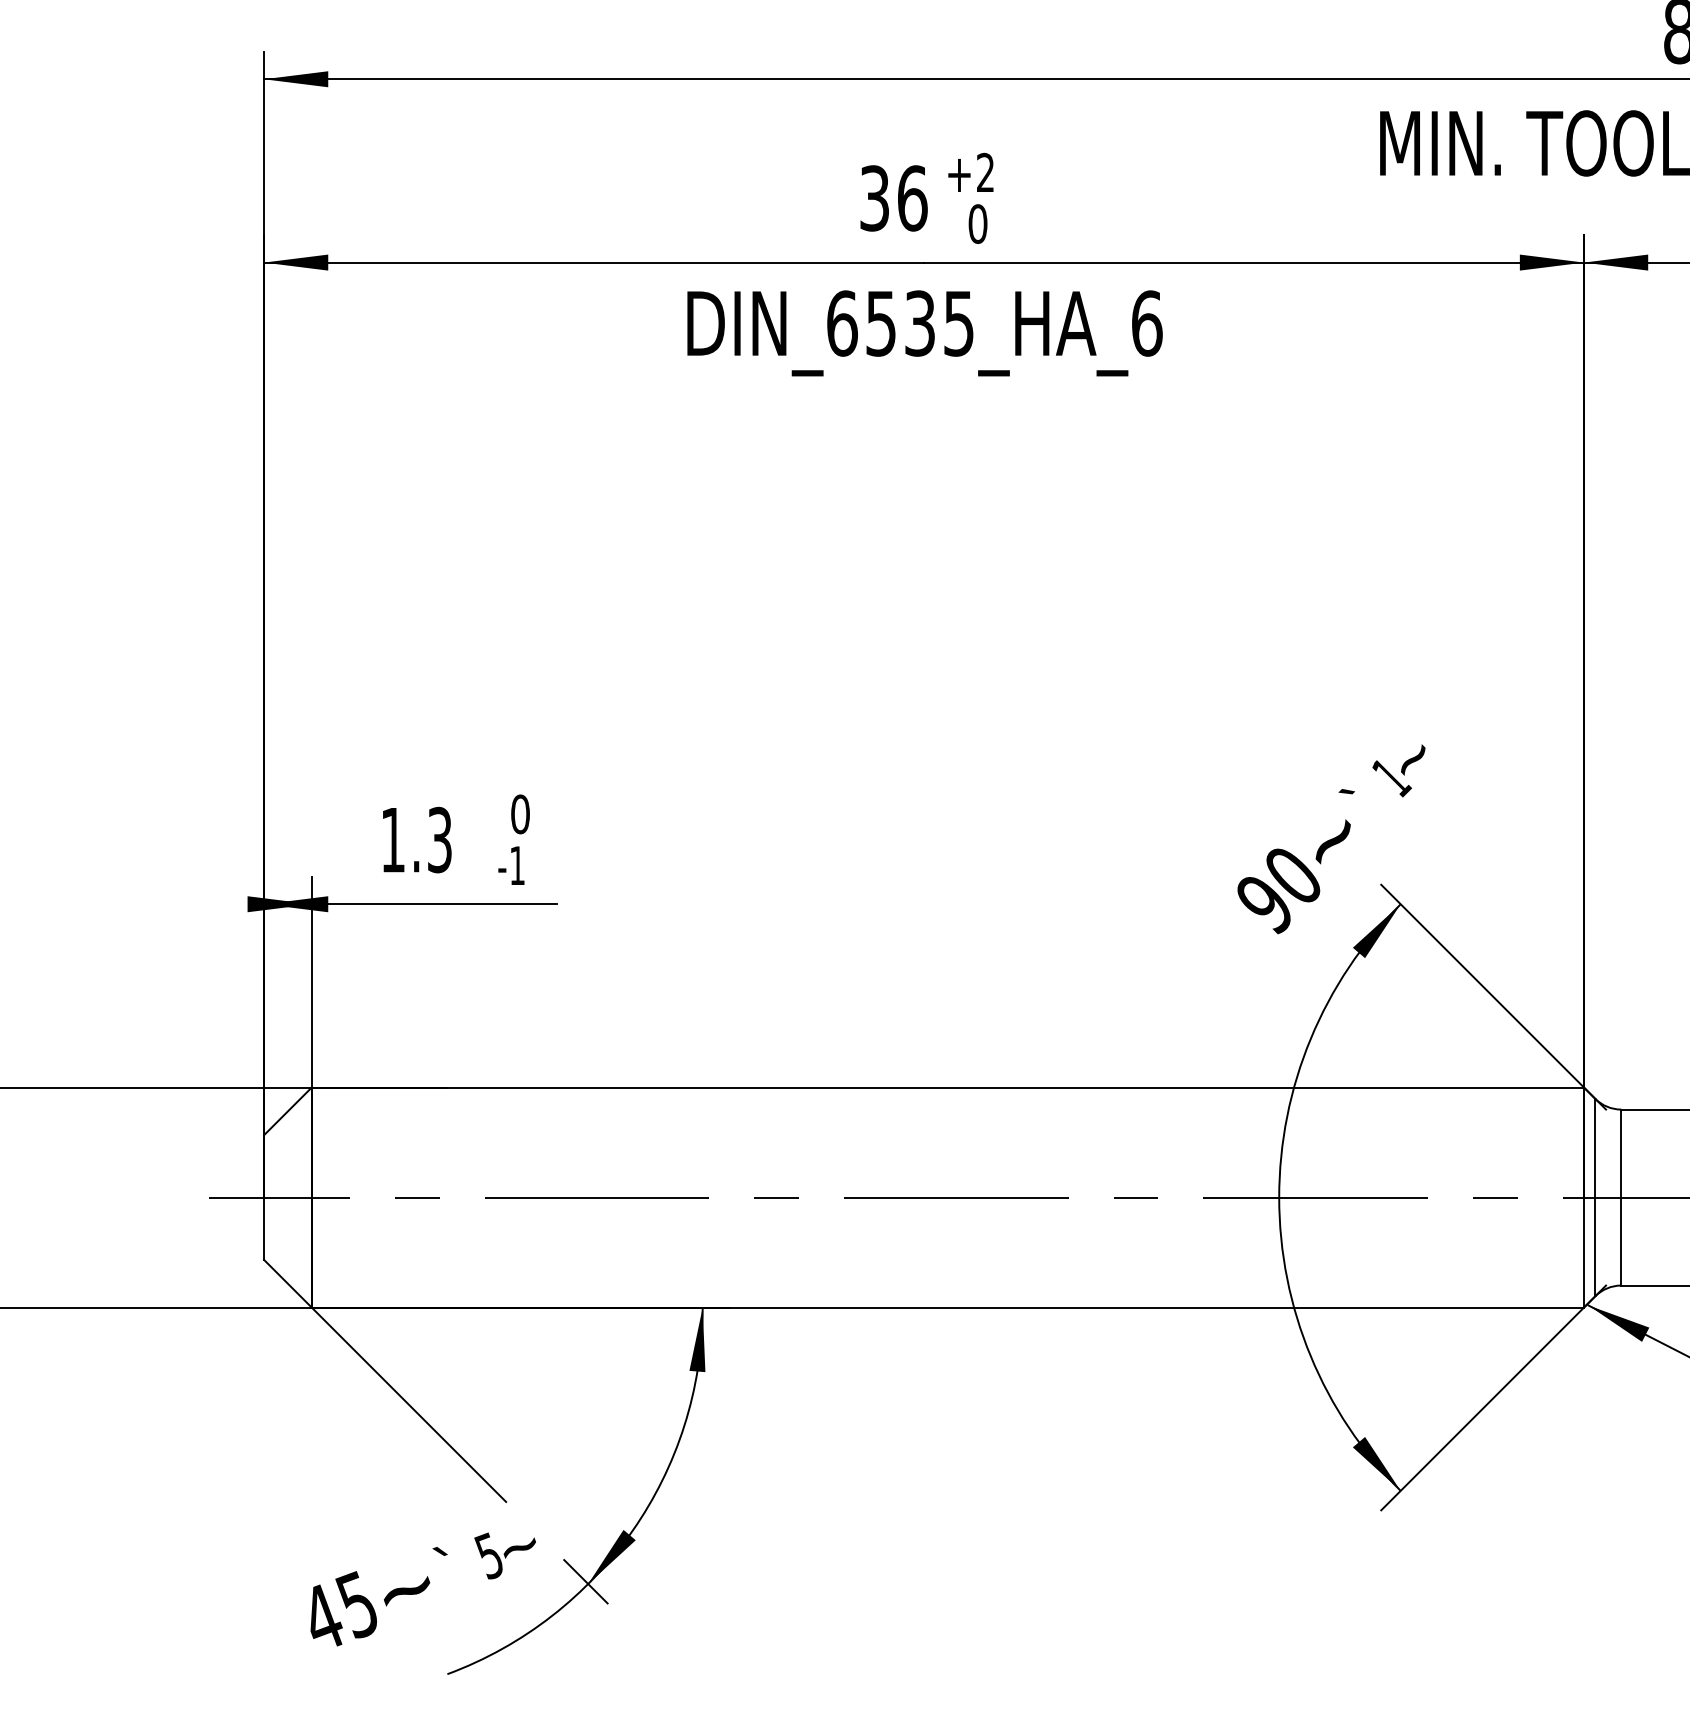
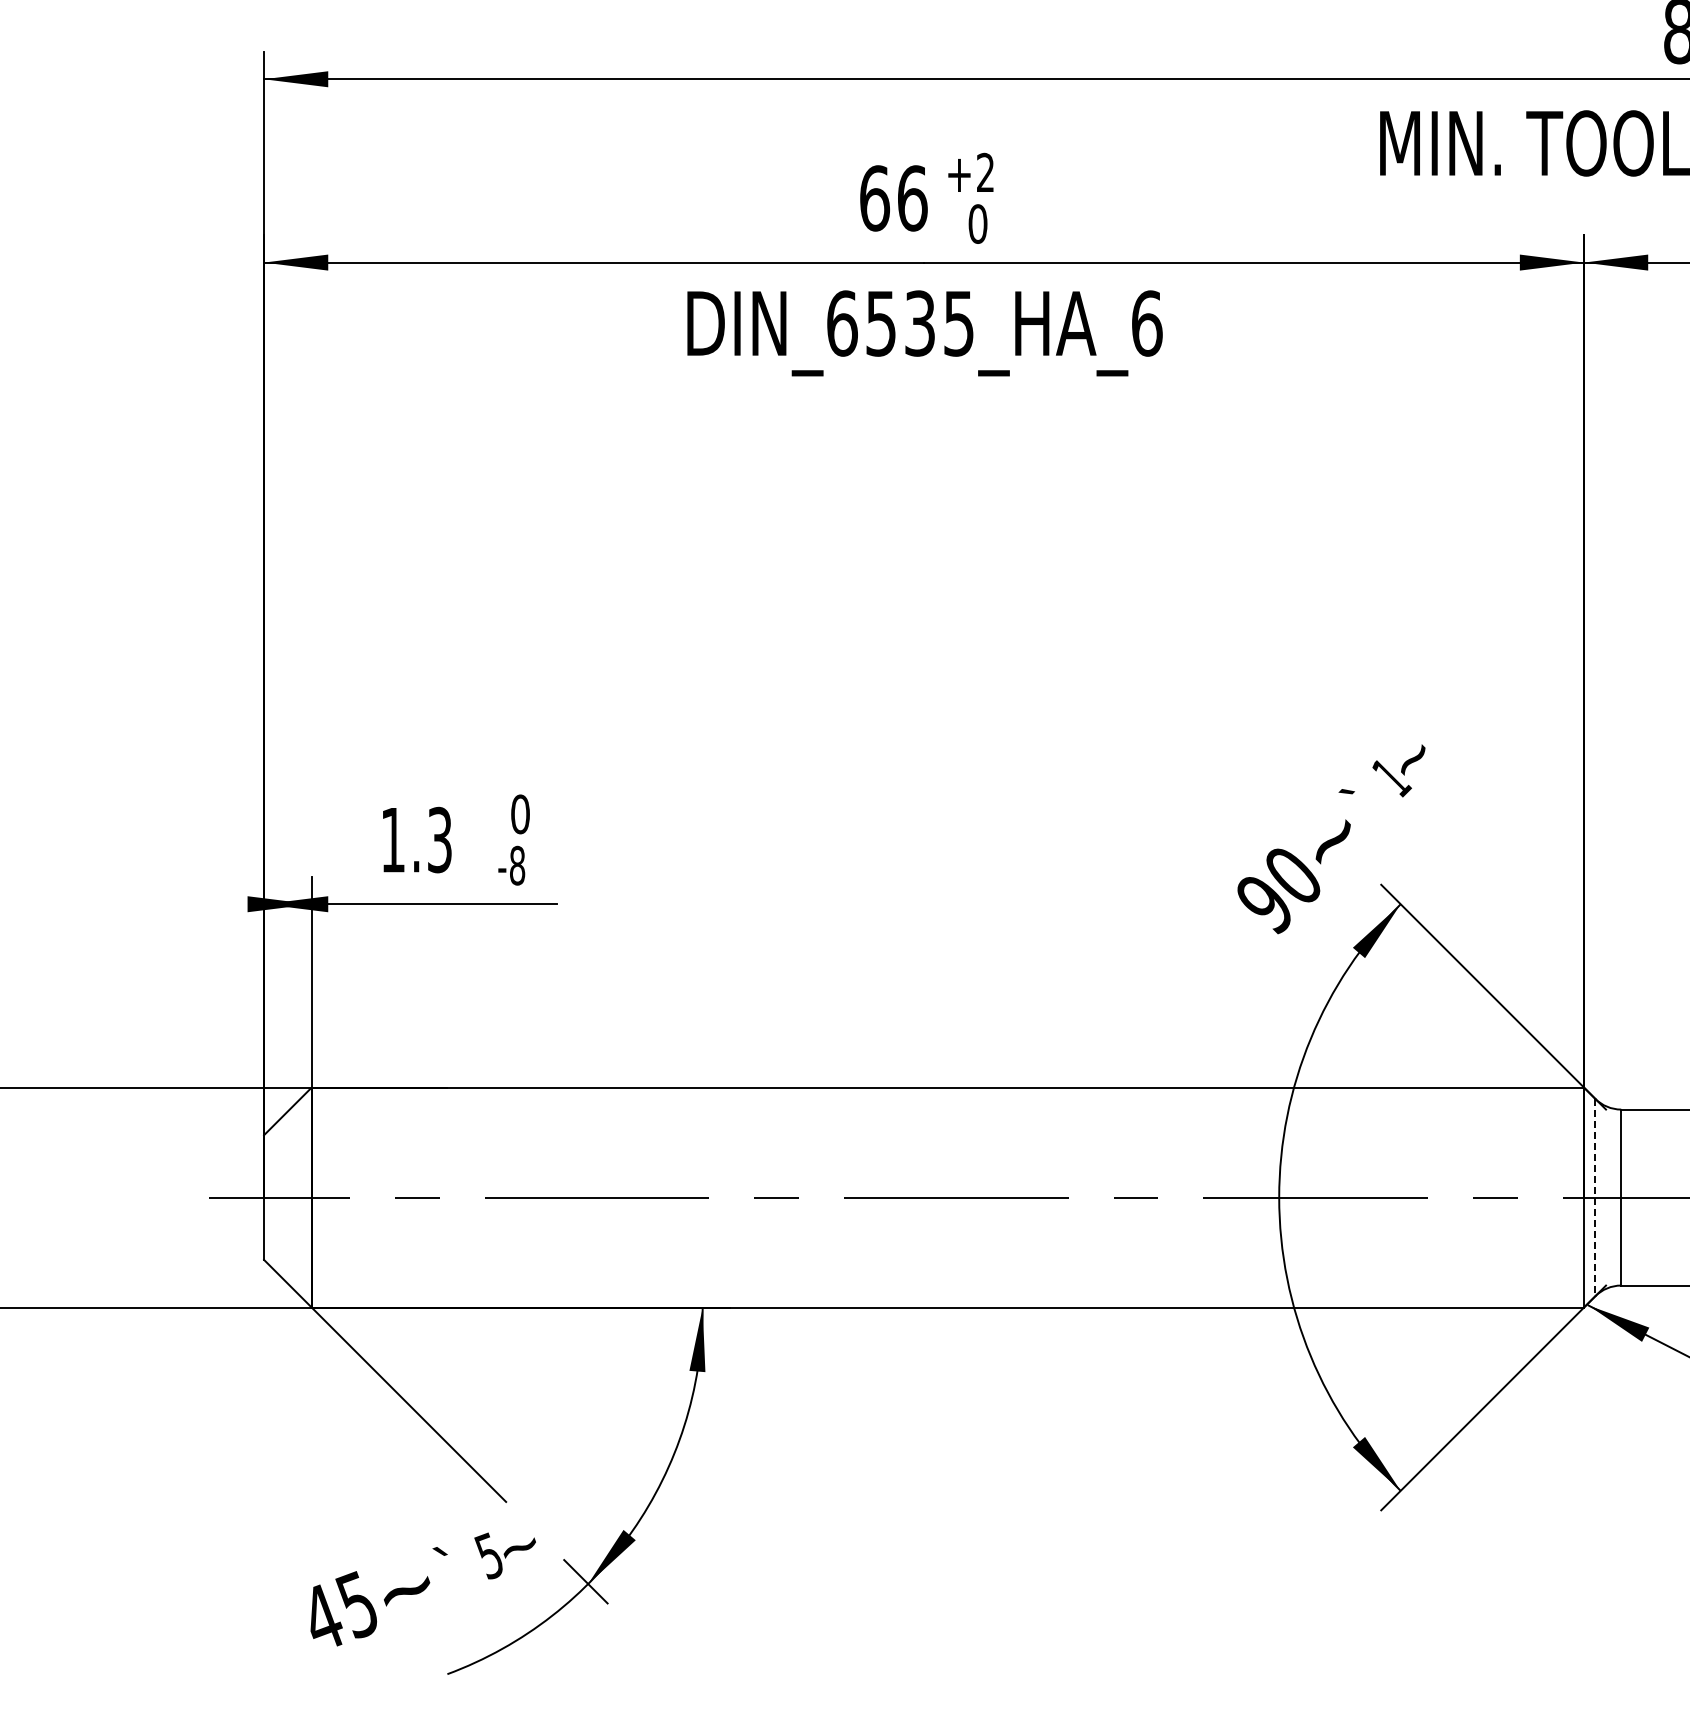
text: 36 -> 66 (874, 198)
text: -1 -> -8 (517, 865)
line: solid -> dashed (1595, 1197)
